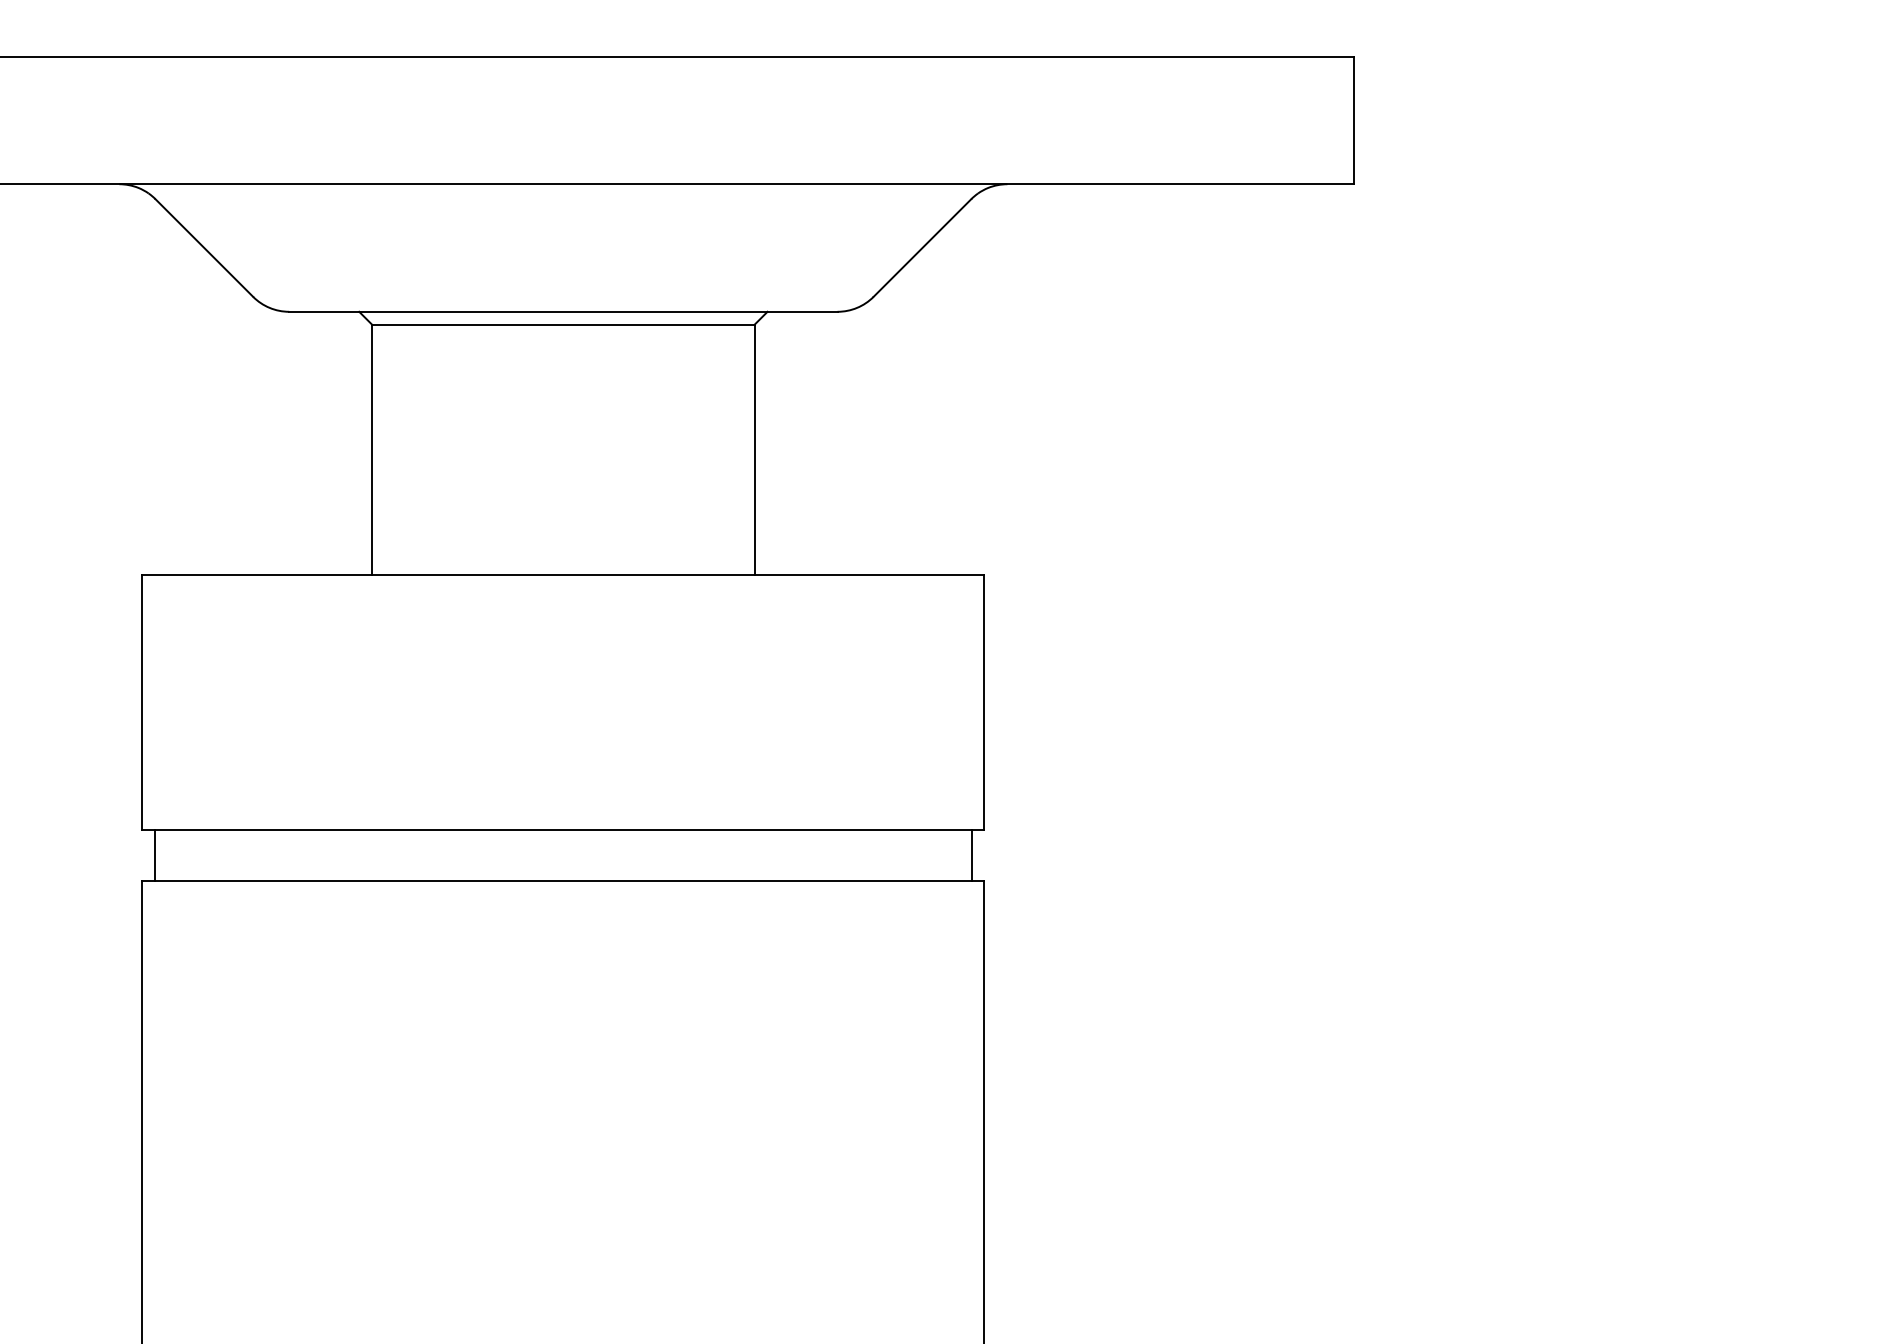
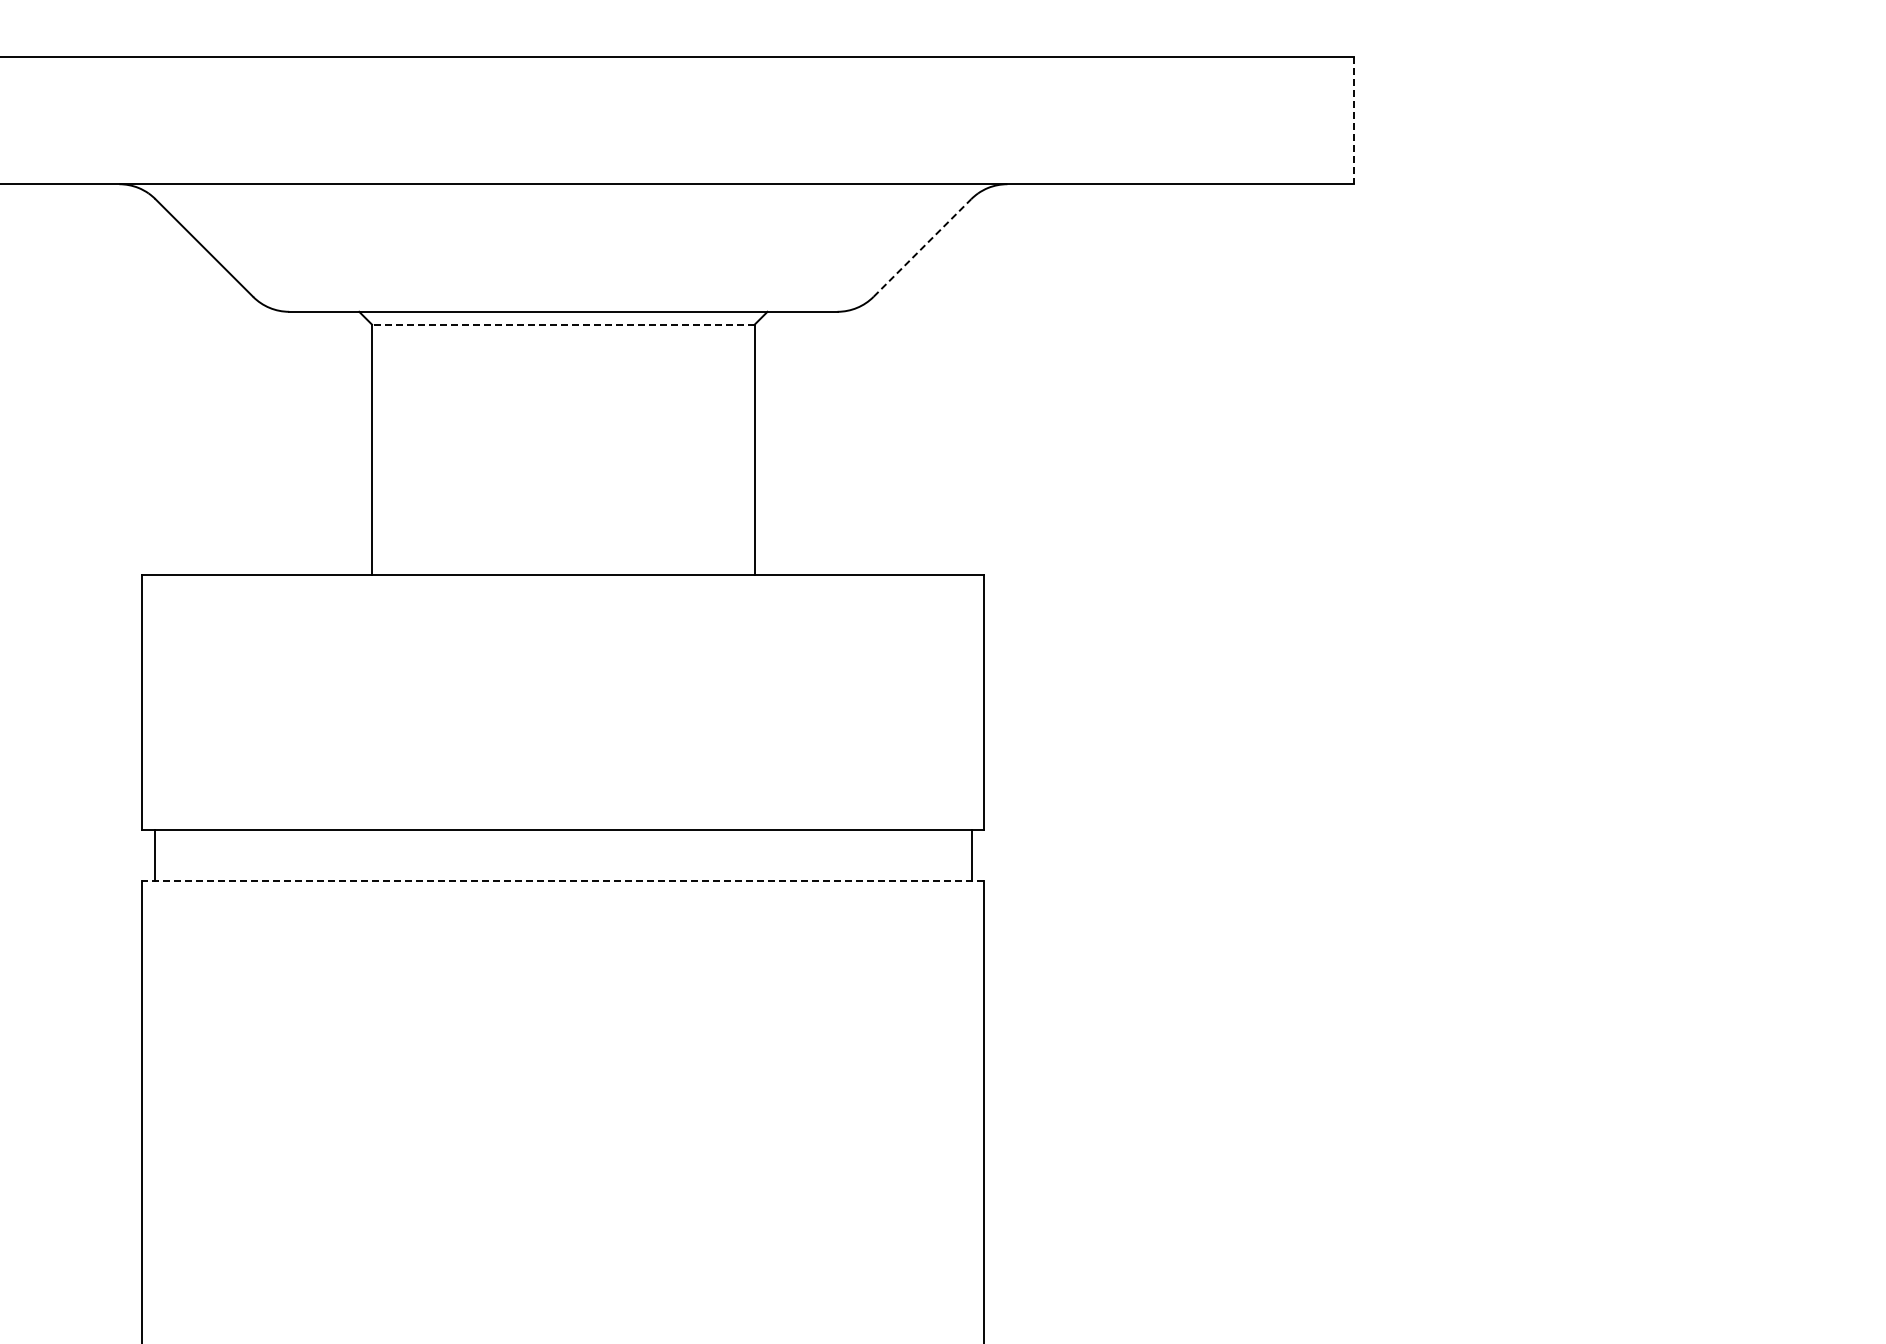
line: solid -> dashed (1354, 120)
line: solid -> dashed (922, 247)
line: solid -> dashed (562, 324)
line: solid -> dashed (562, 880)
